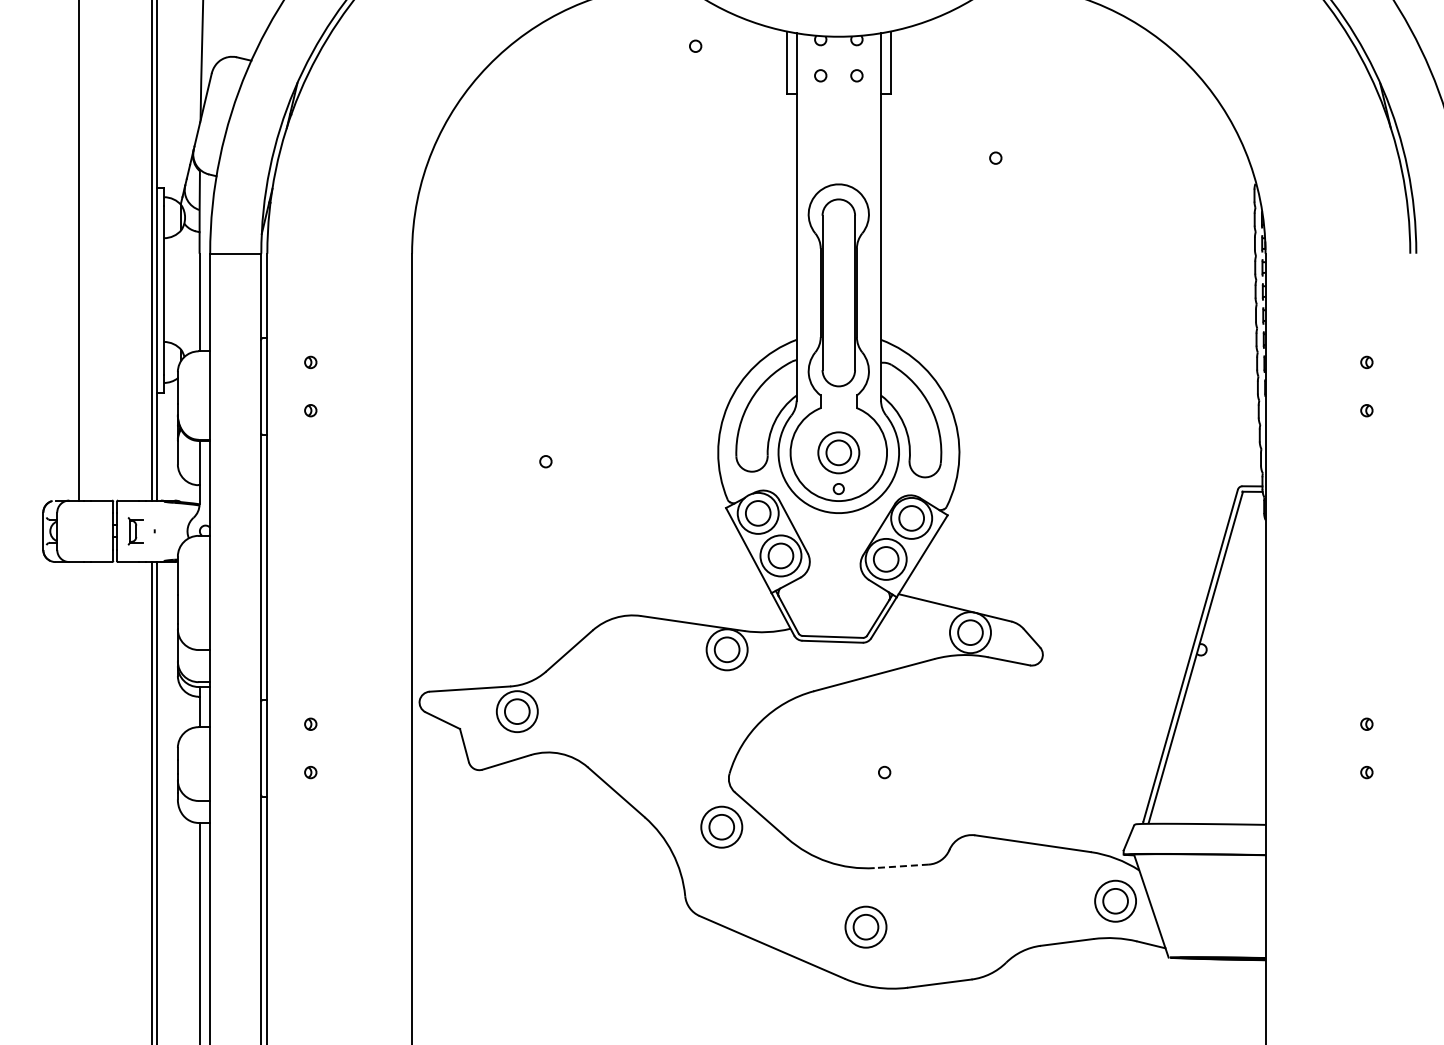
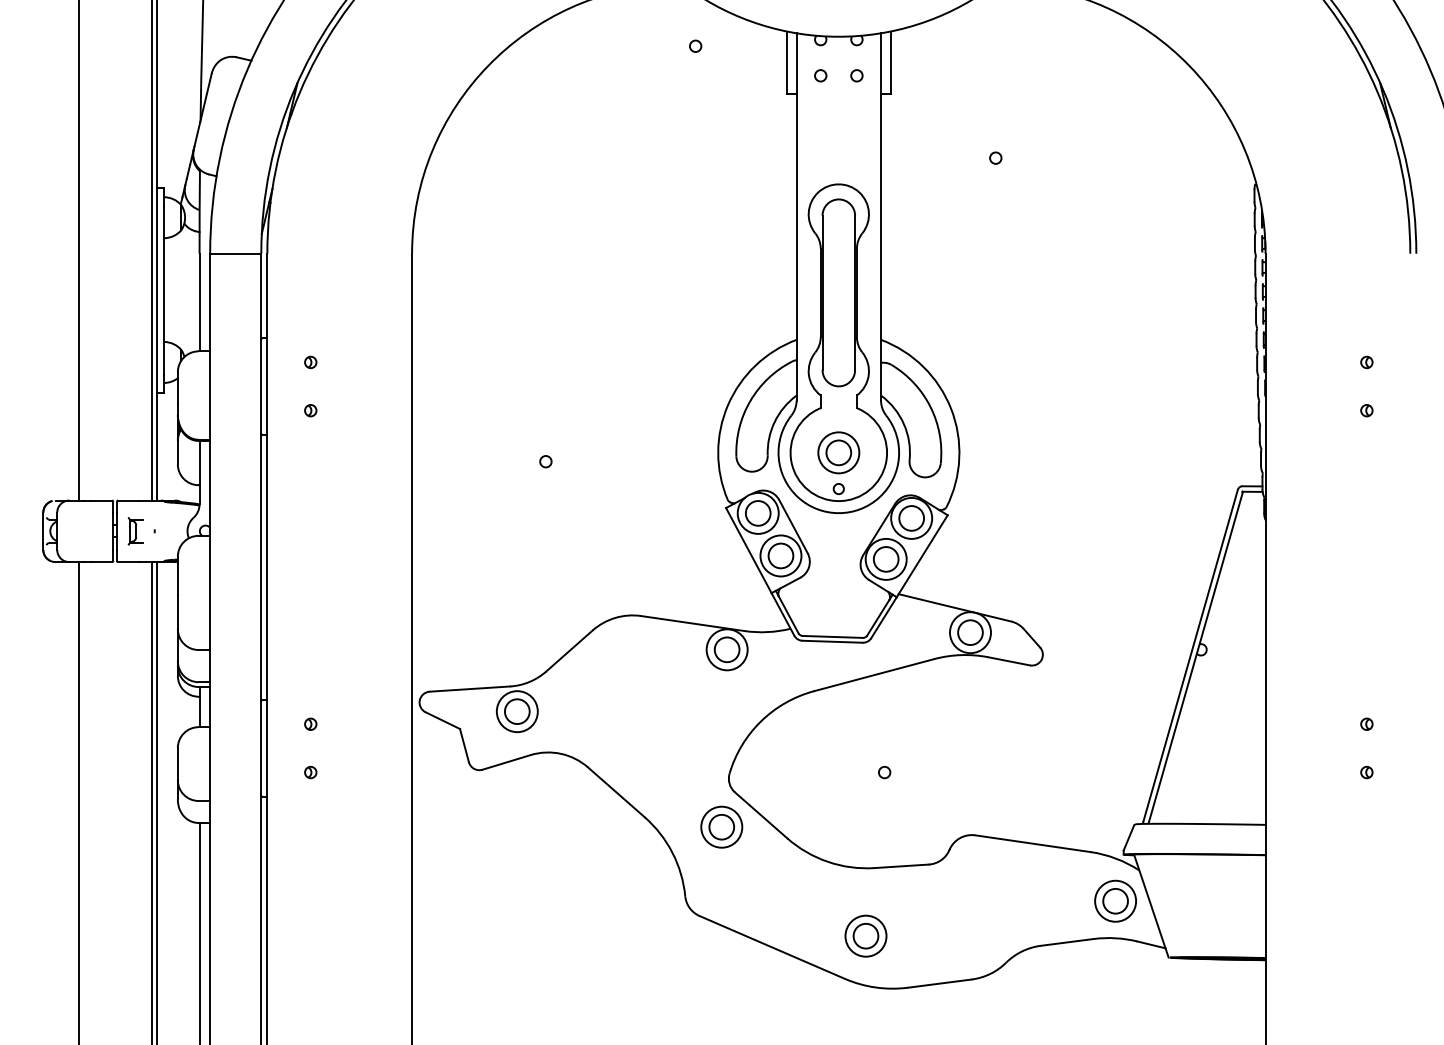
line: none -> present (78, 801)
line: dashed -> solid (901, 866)
part position: (865, 926) -> (865, 935) (865, 935)
